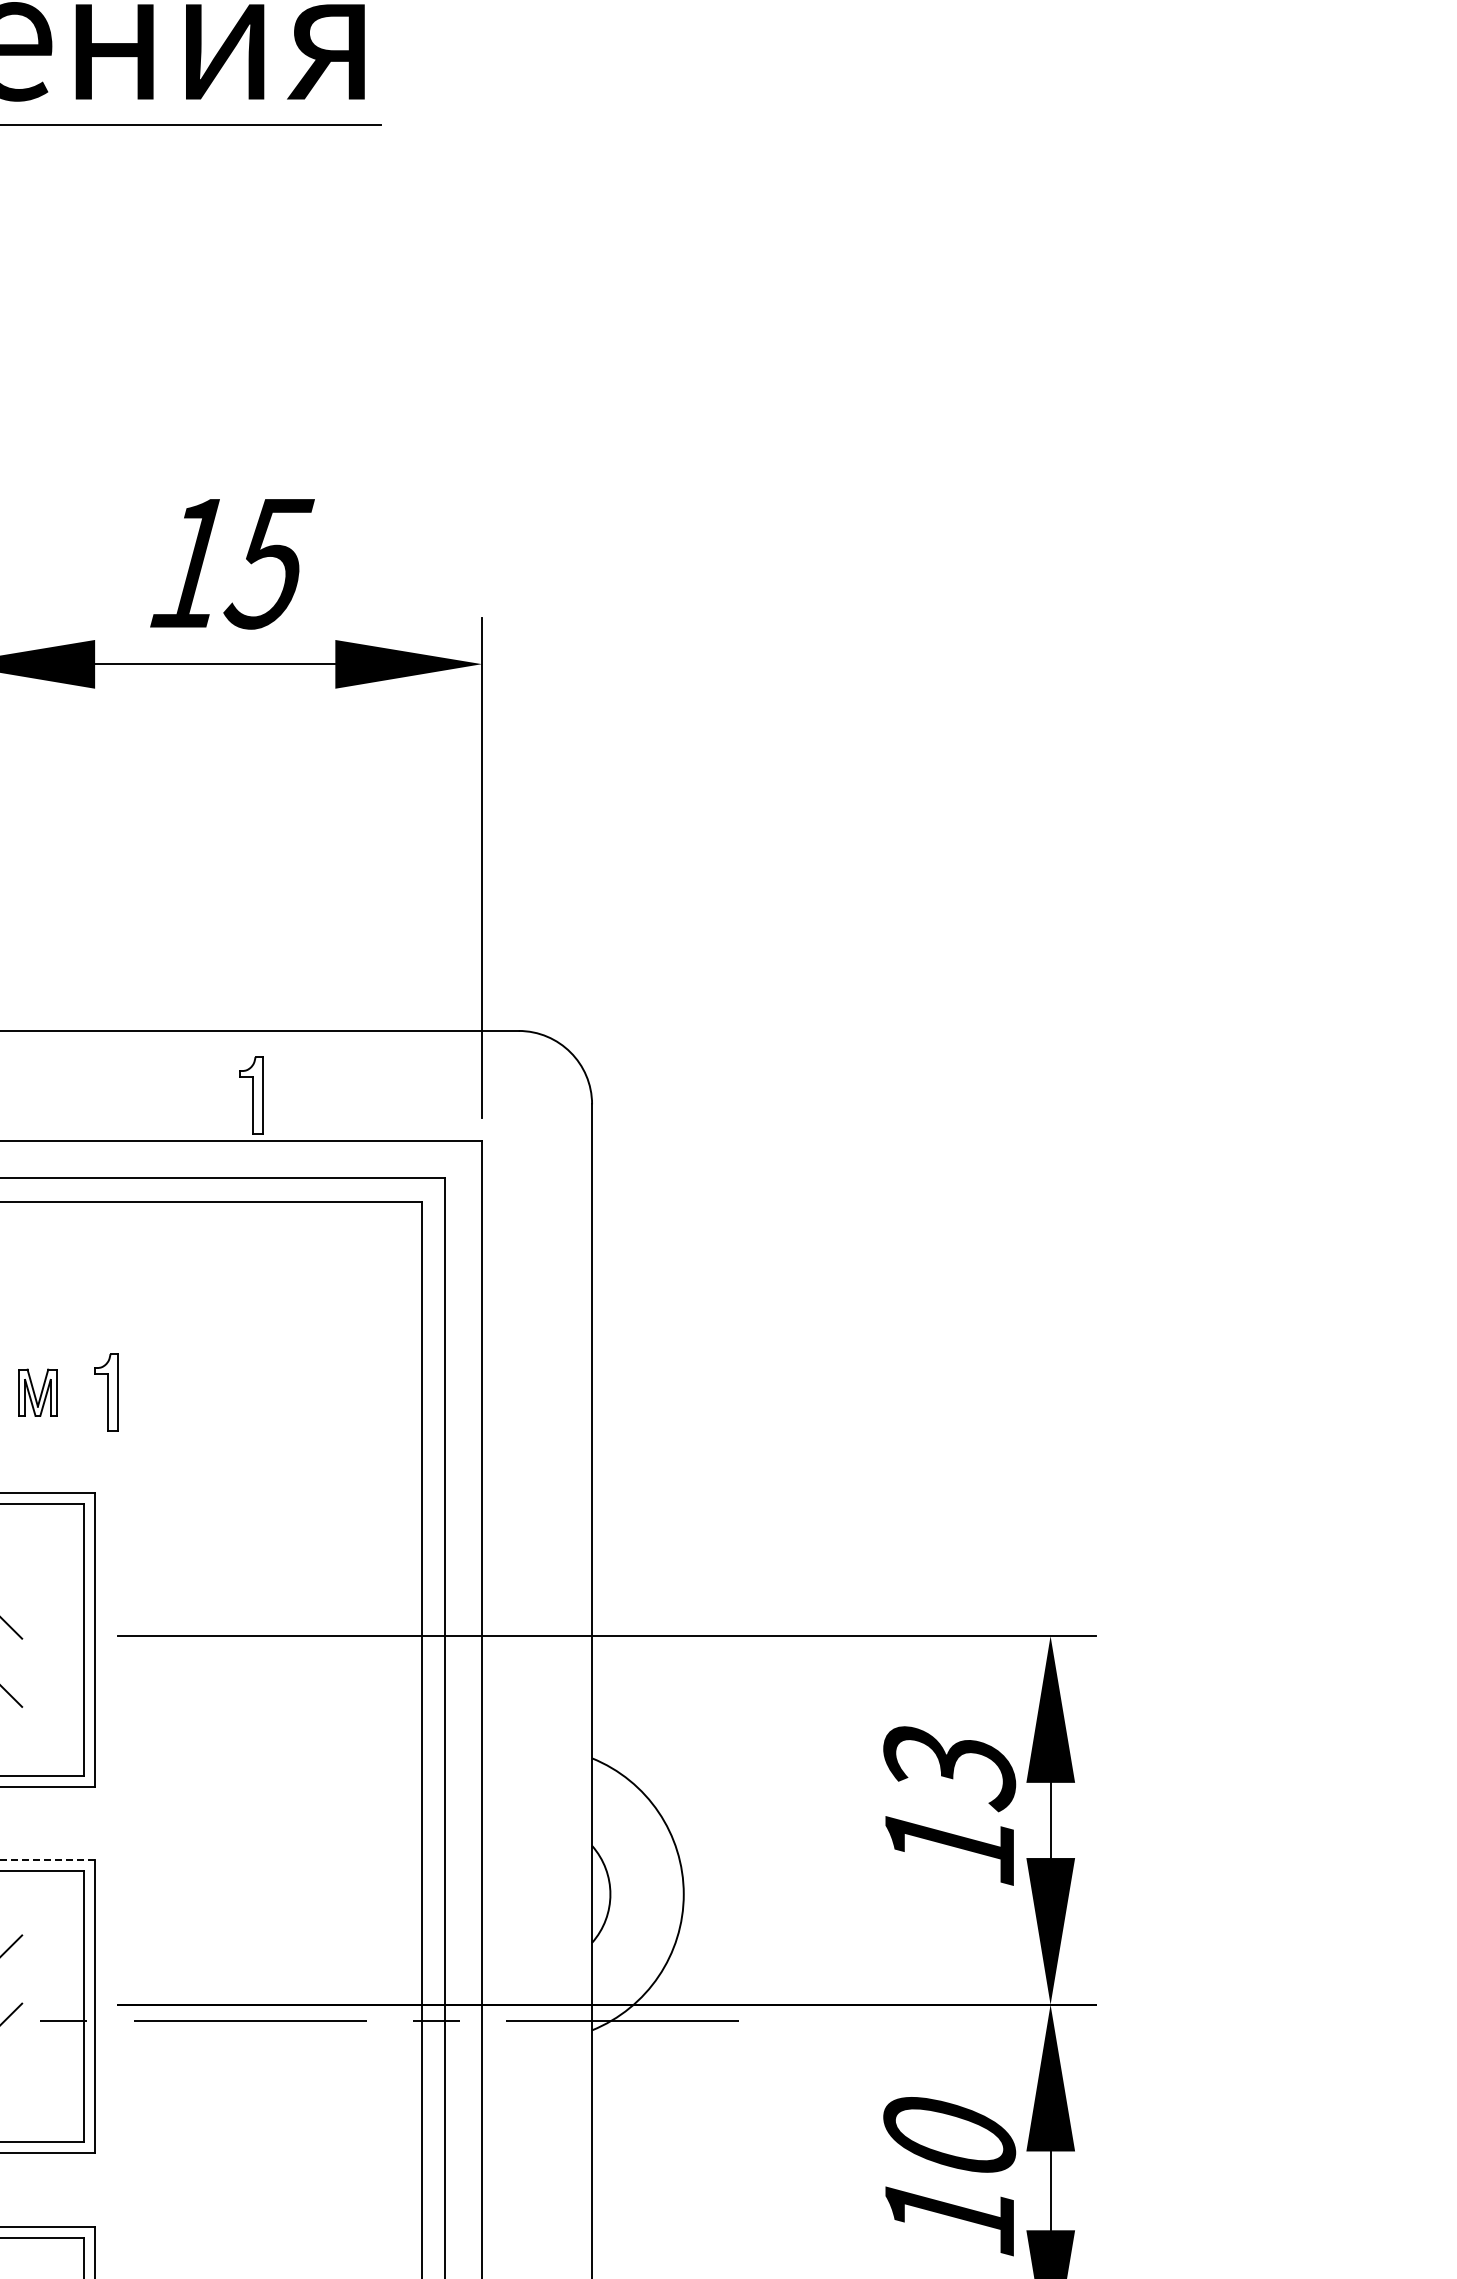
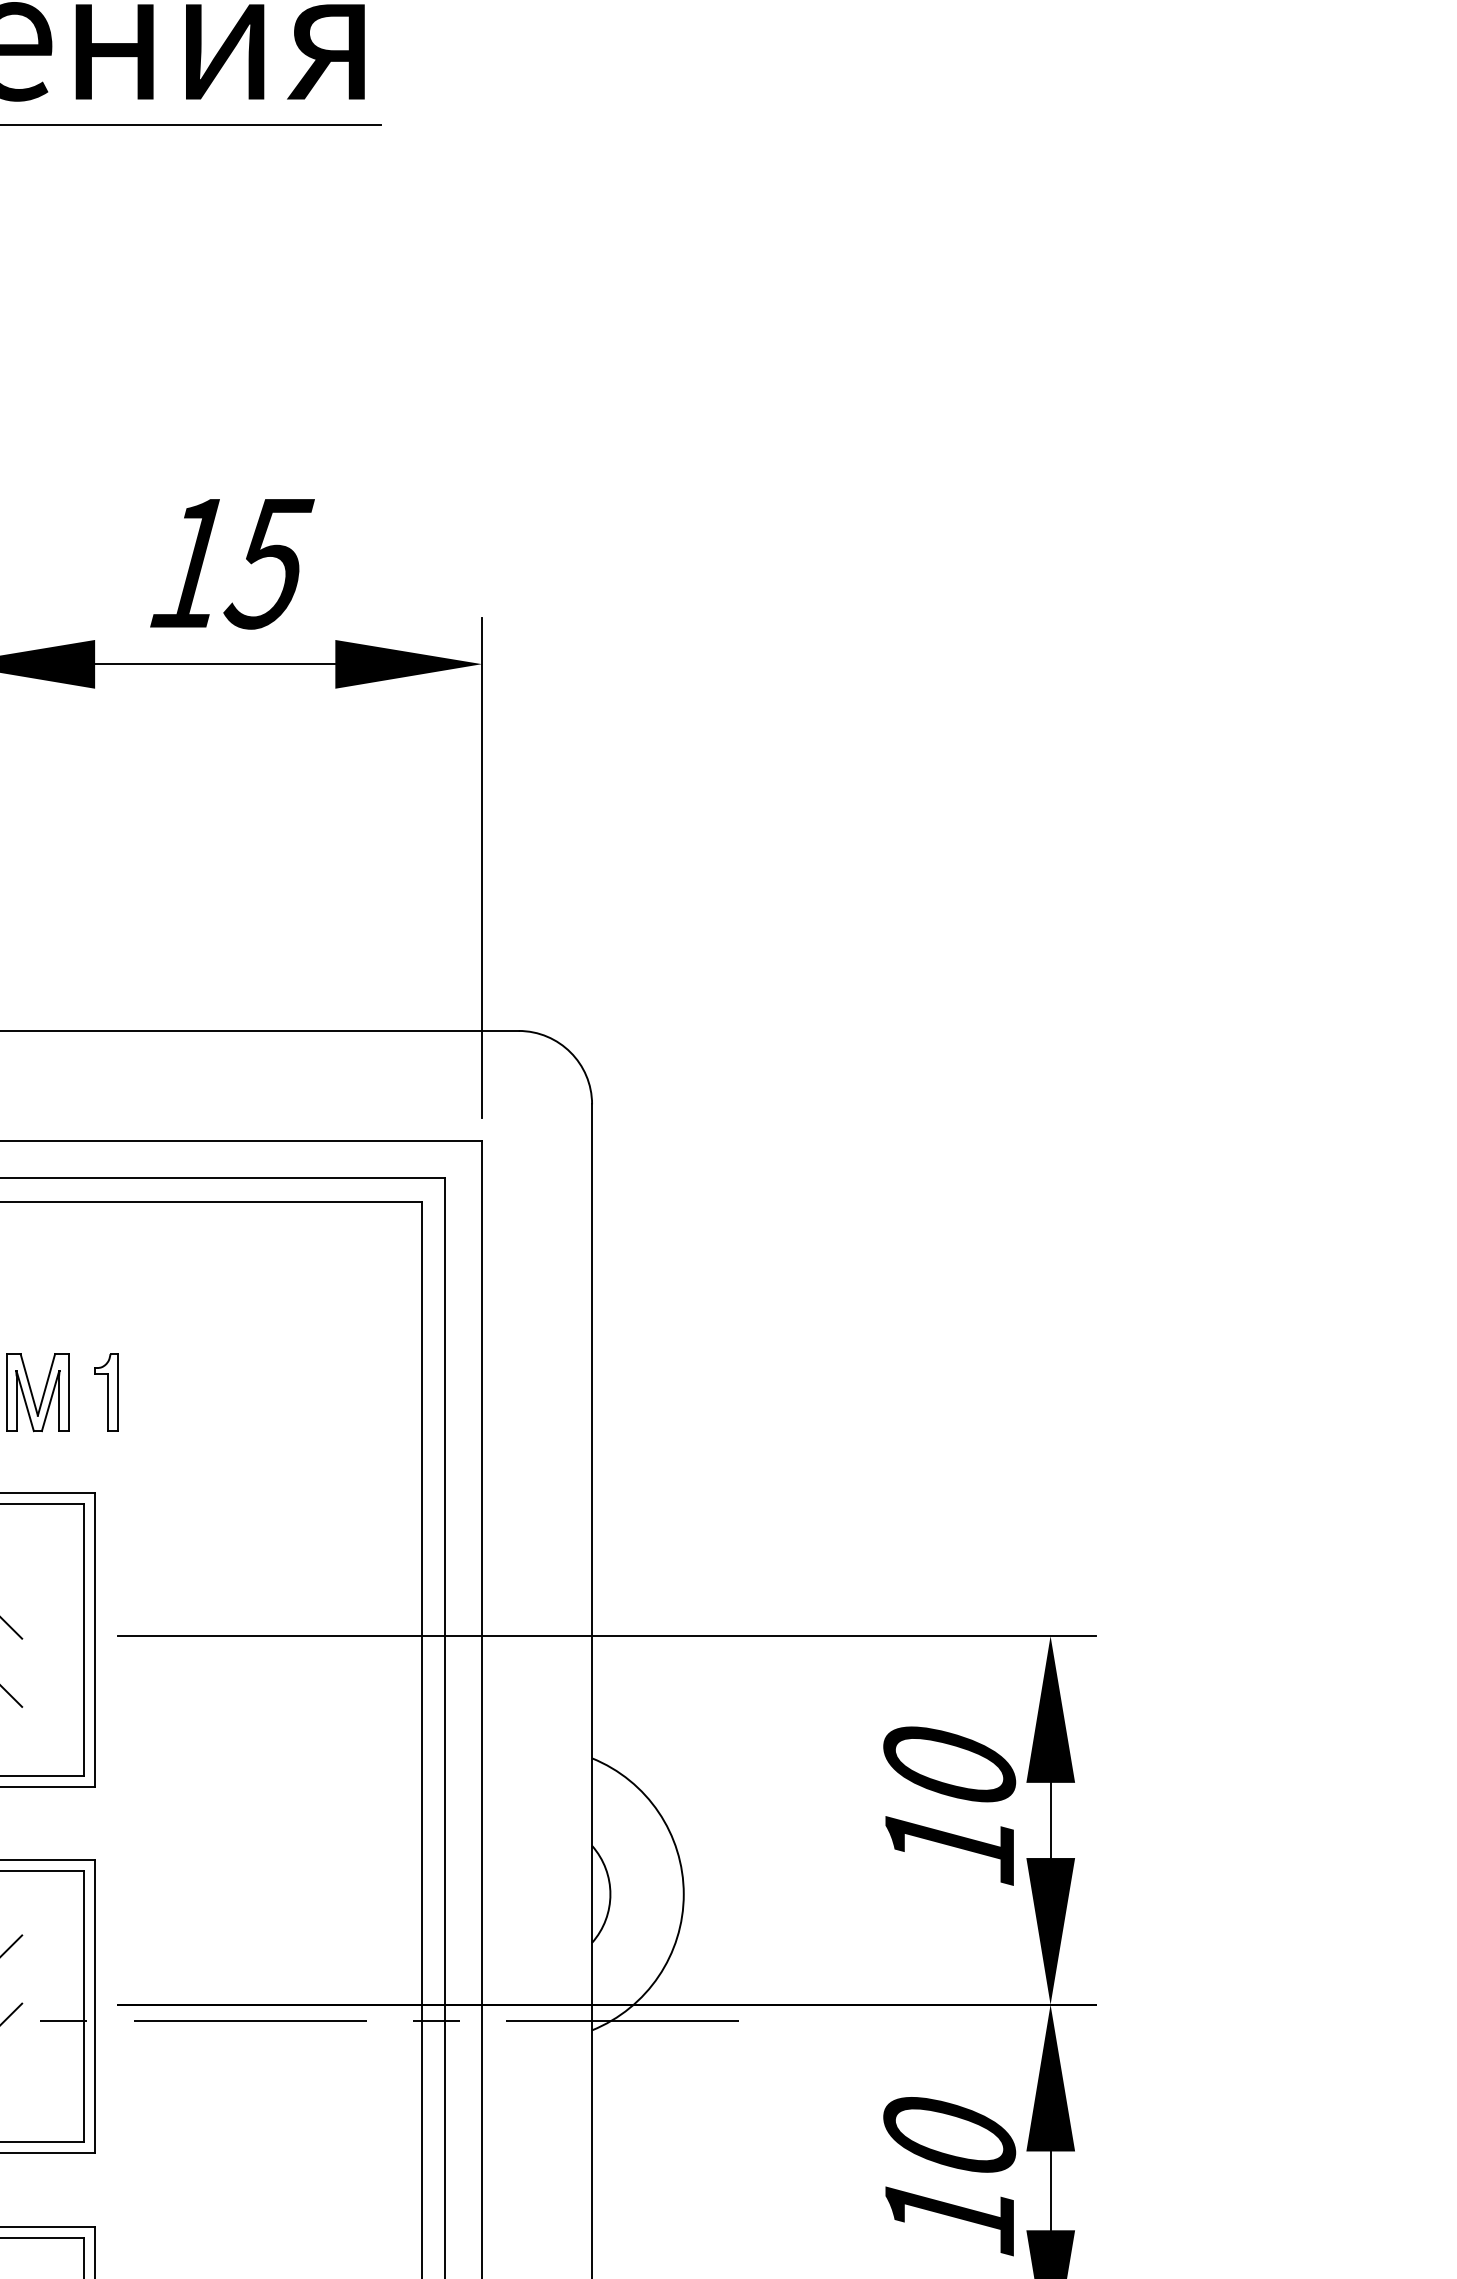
part: present -> none (251, 1095)
part size: 40x49 px -> 64x80 px (37, 1392)
text: 13 -> 10 (949, 1769)
line: dashed -> solid (47, 1859)
